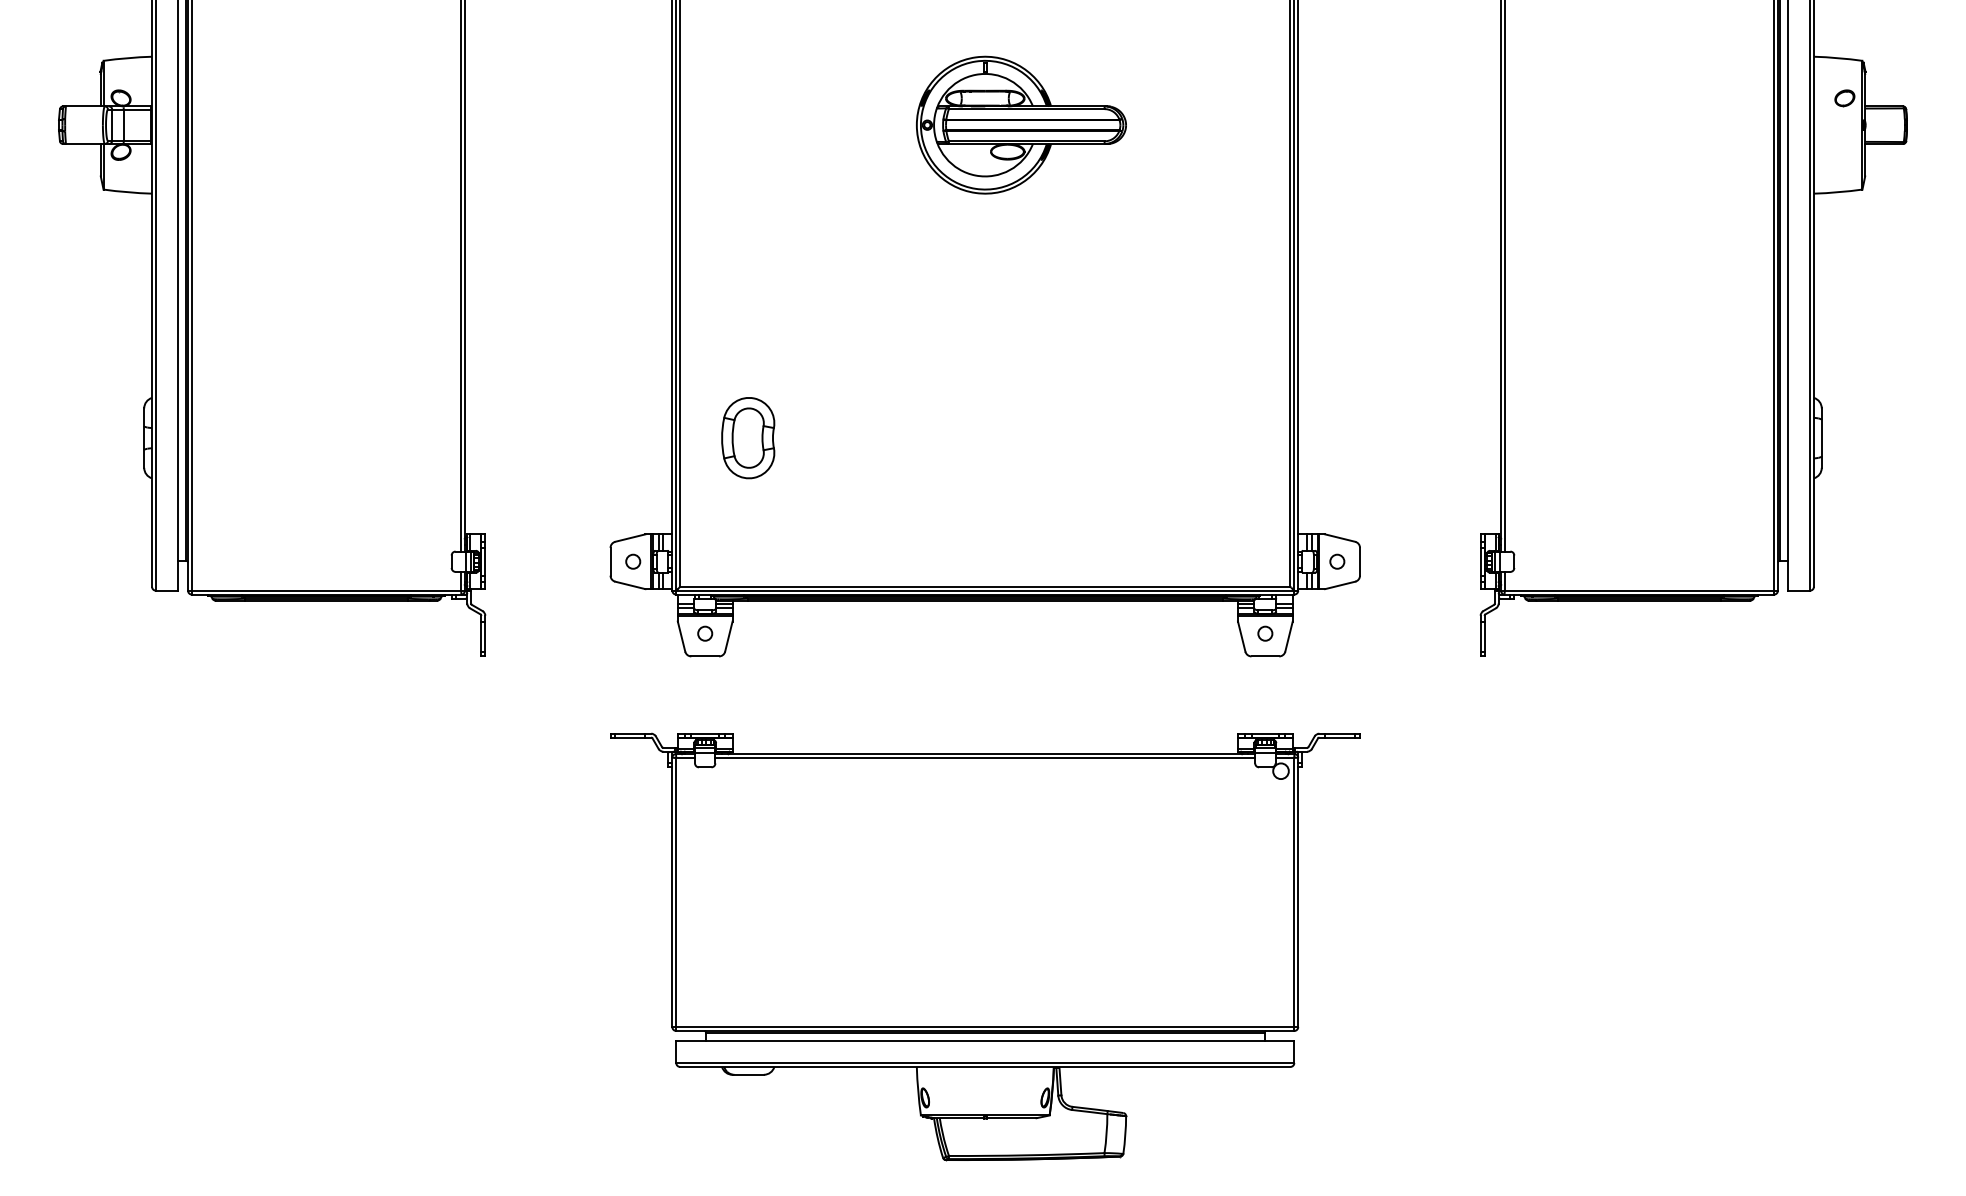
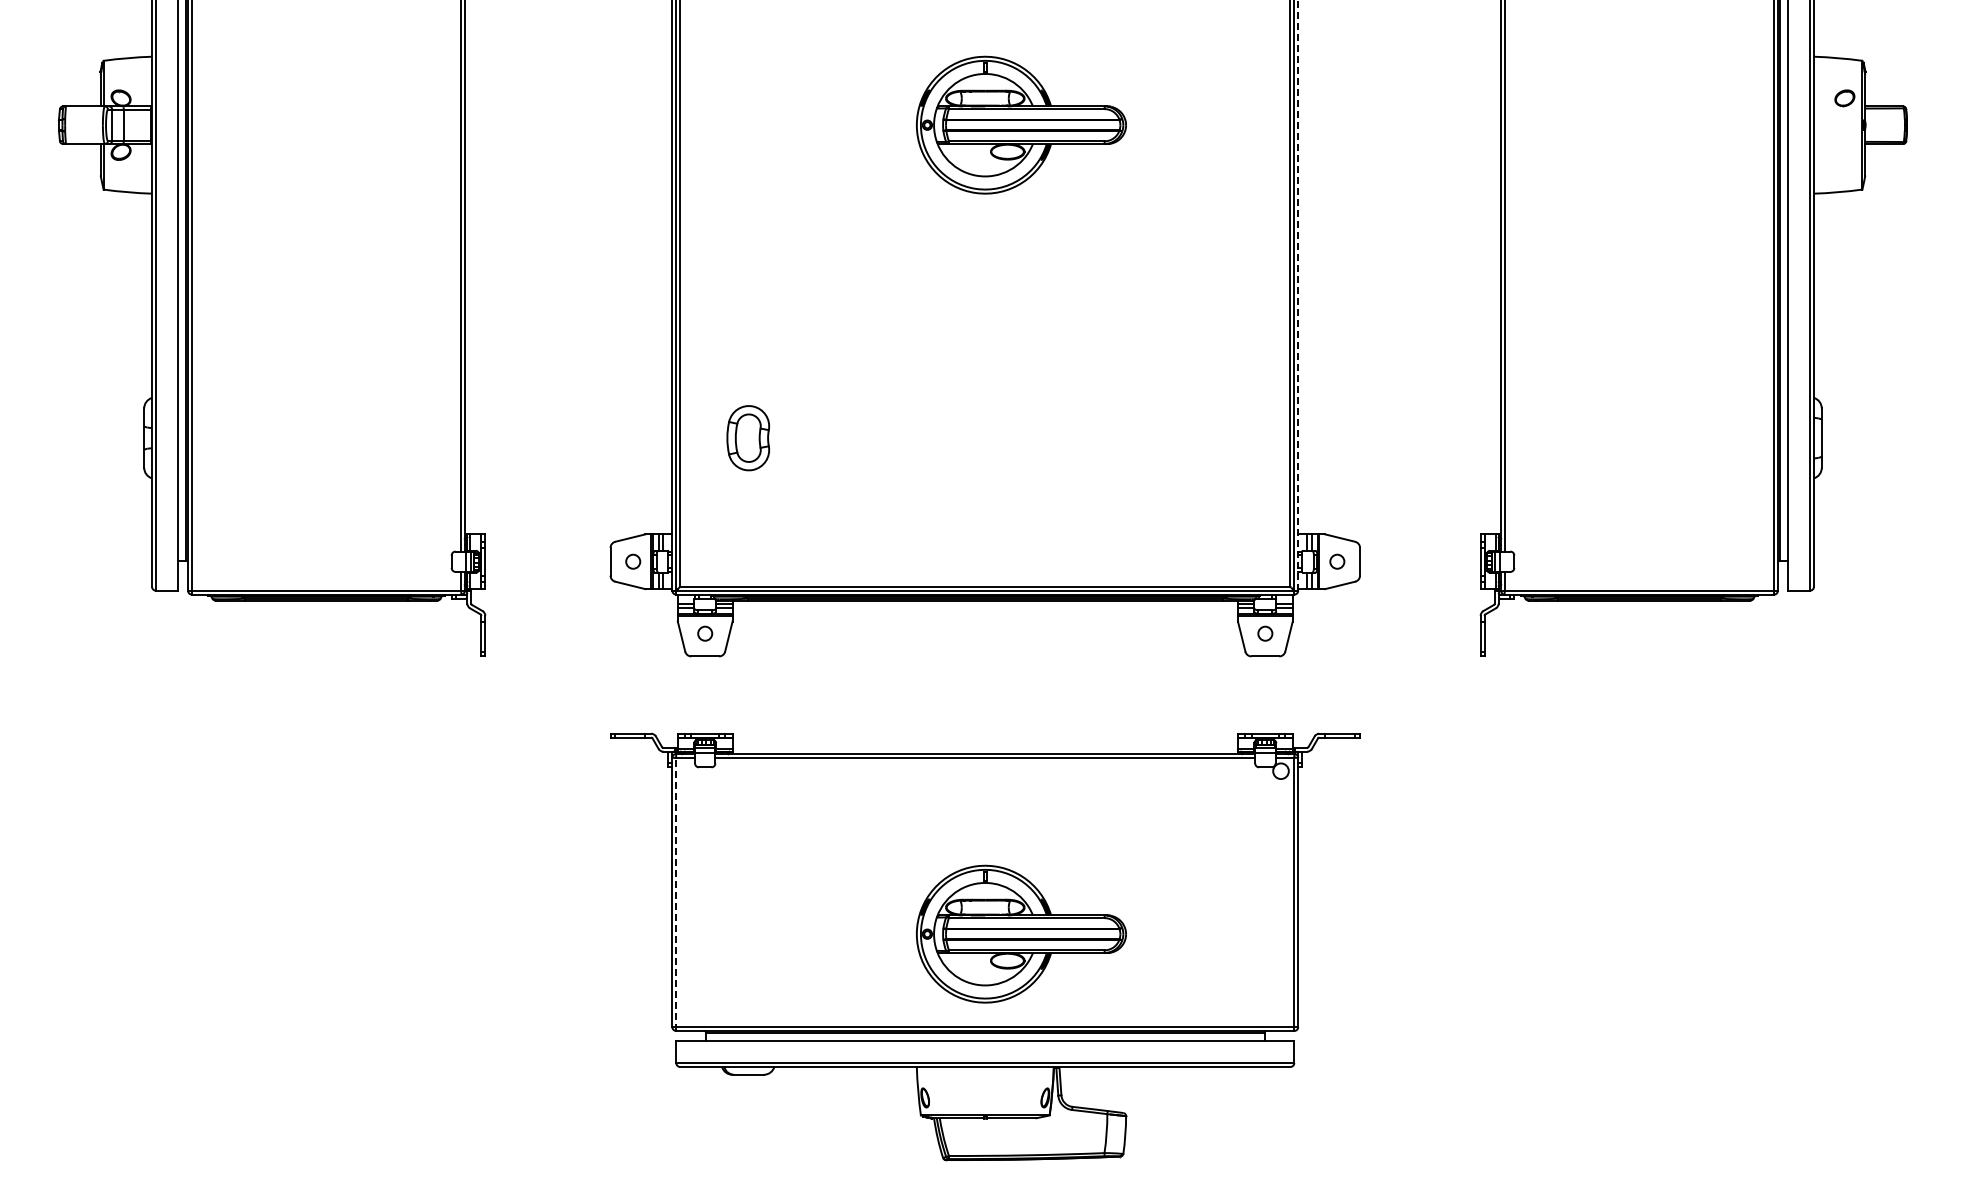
line: solid -> dashed (1298, 295)
part size: 55x83 px -> 44x67 px (747, 438)
line: solid -> dashed (676, 894)
part: none -> present (1021, 933)
